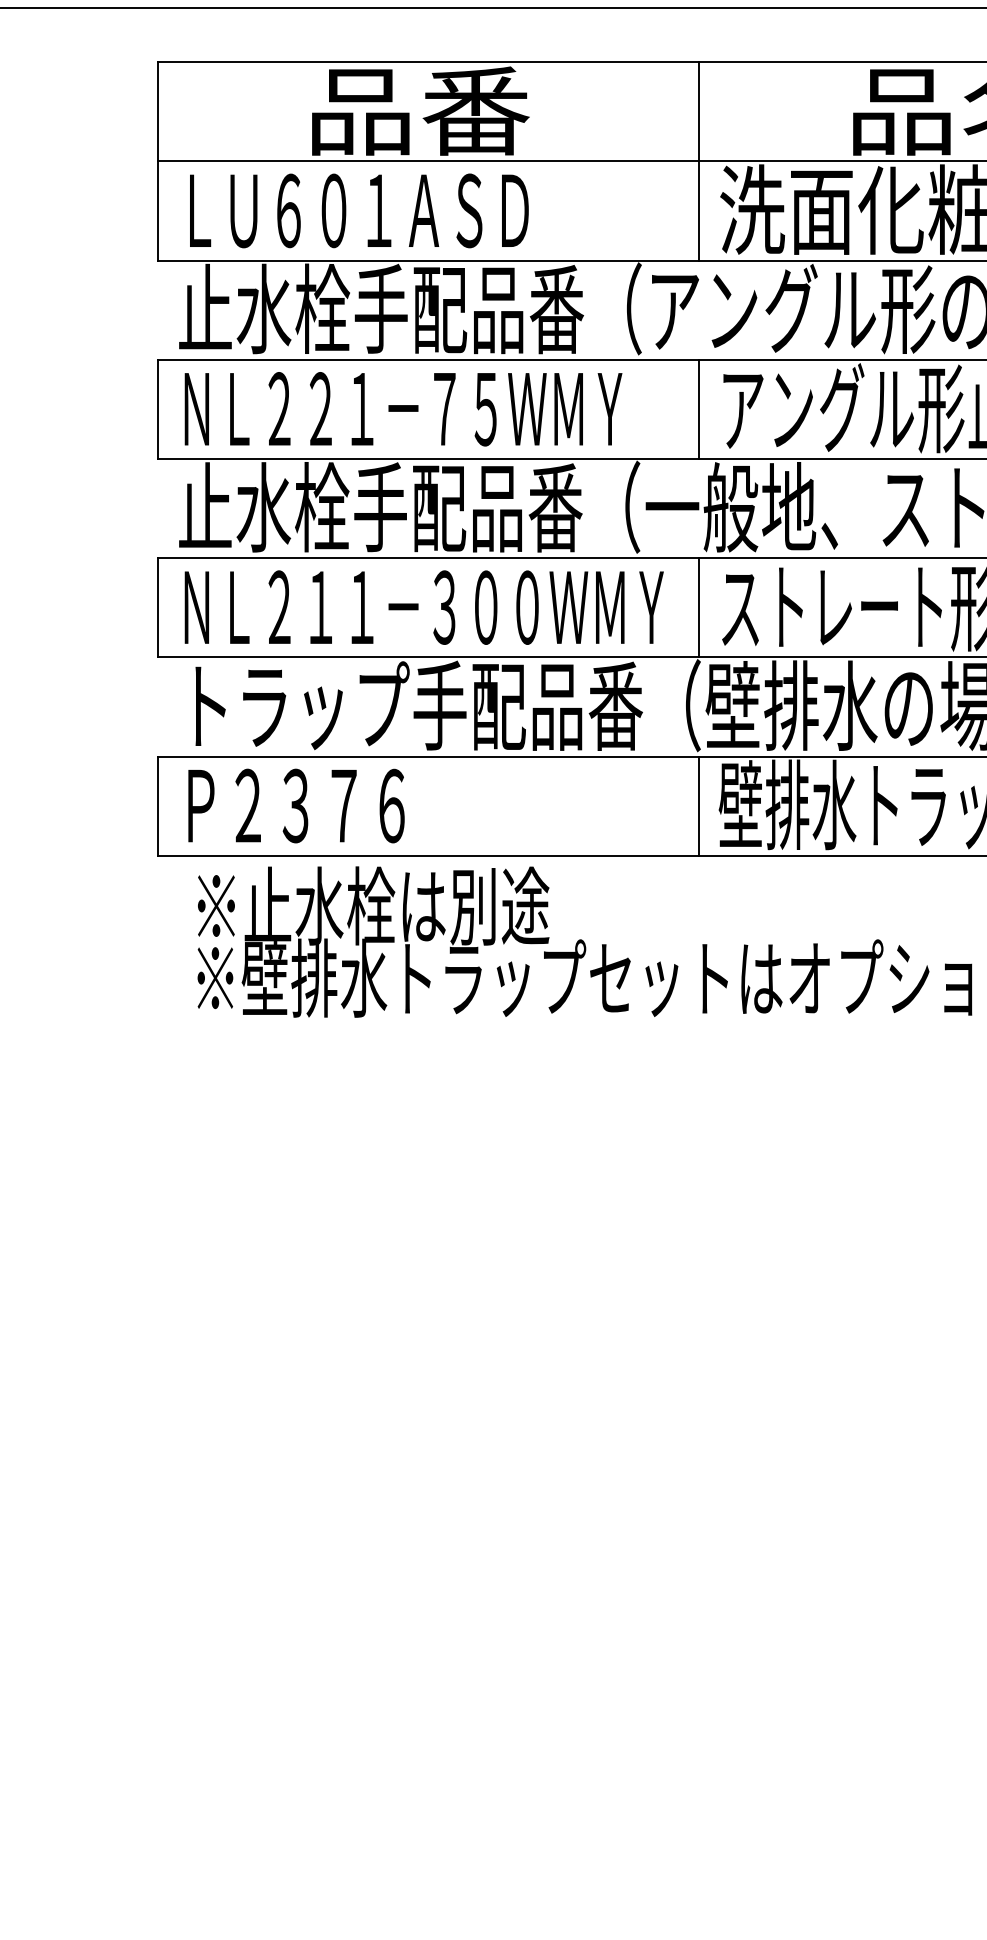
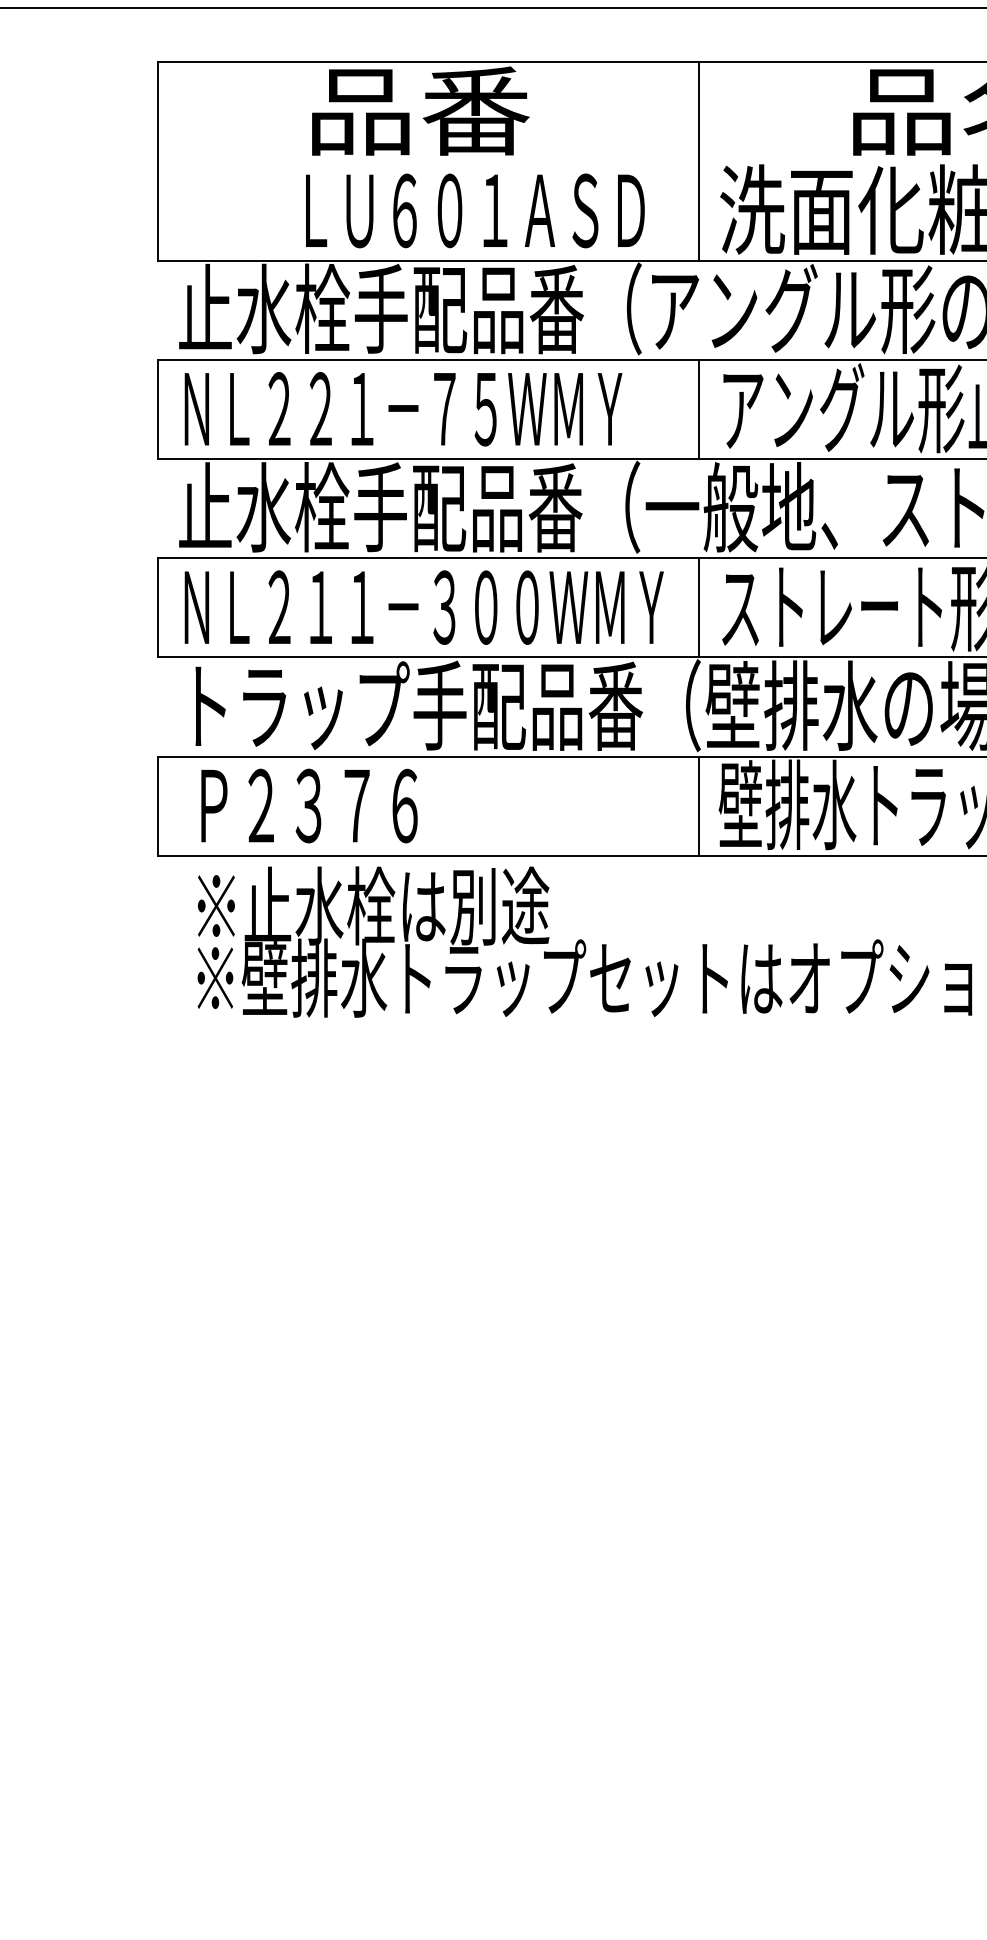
line: present -> none (570, 161)
text position: (359, 210) -> (475, 210) (475, 210)
text position: (296, 805) -> (309, 805) (309, 805)
